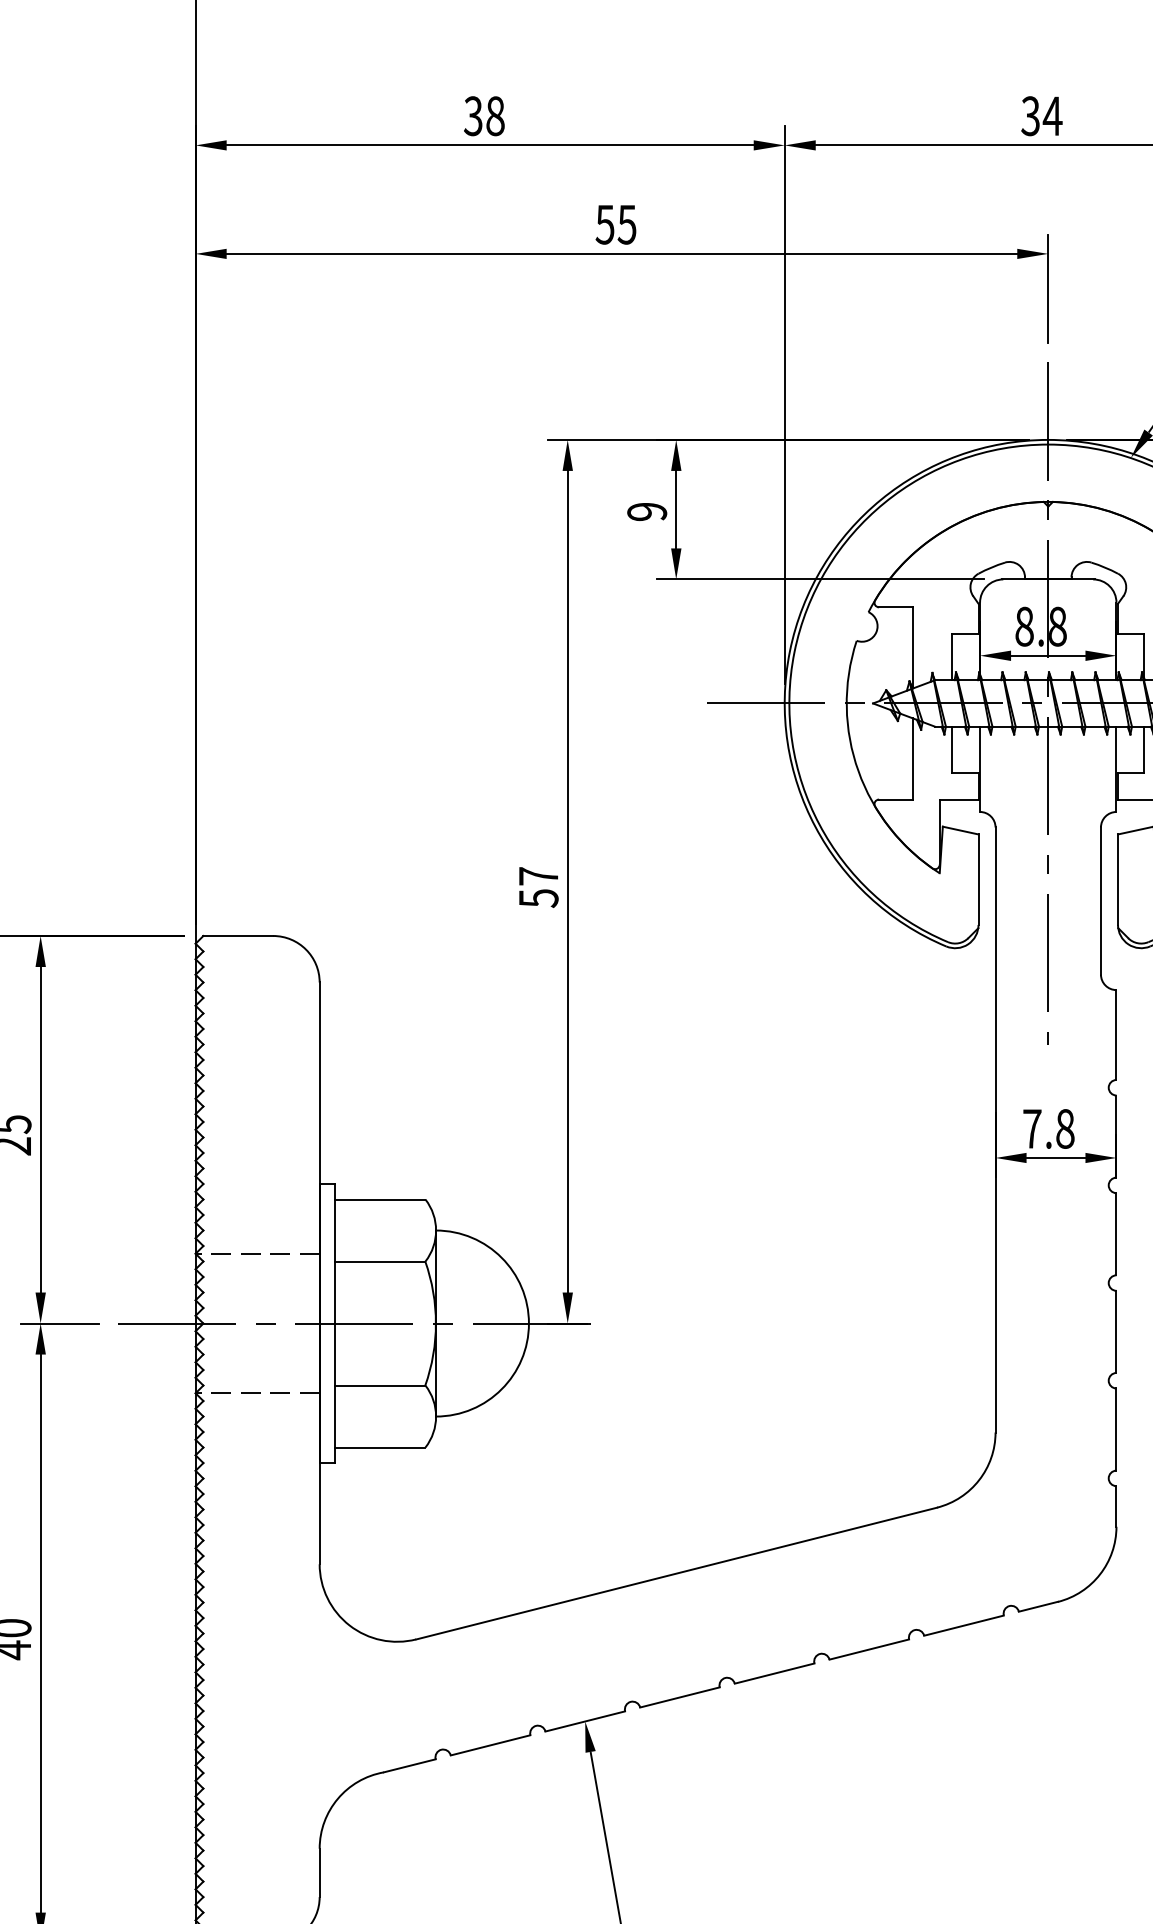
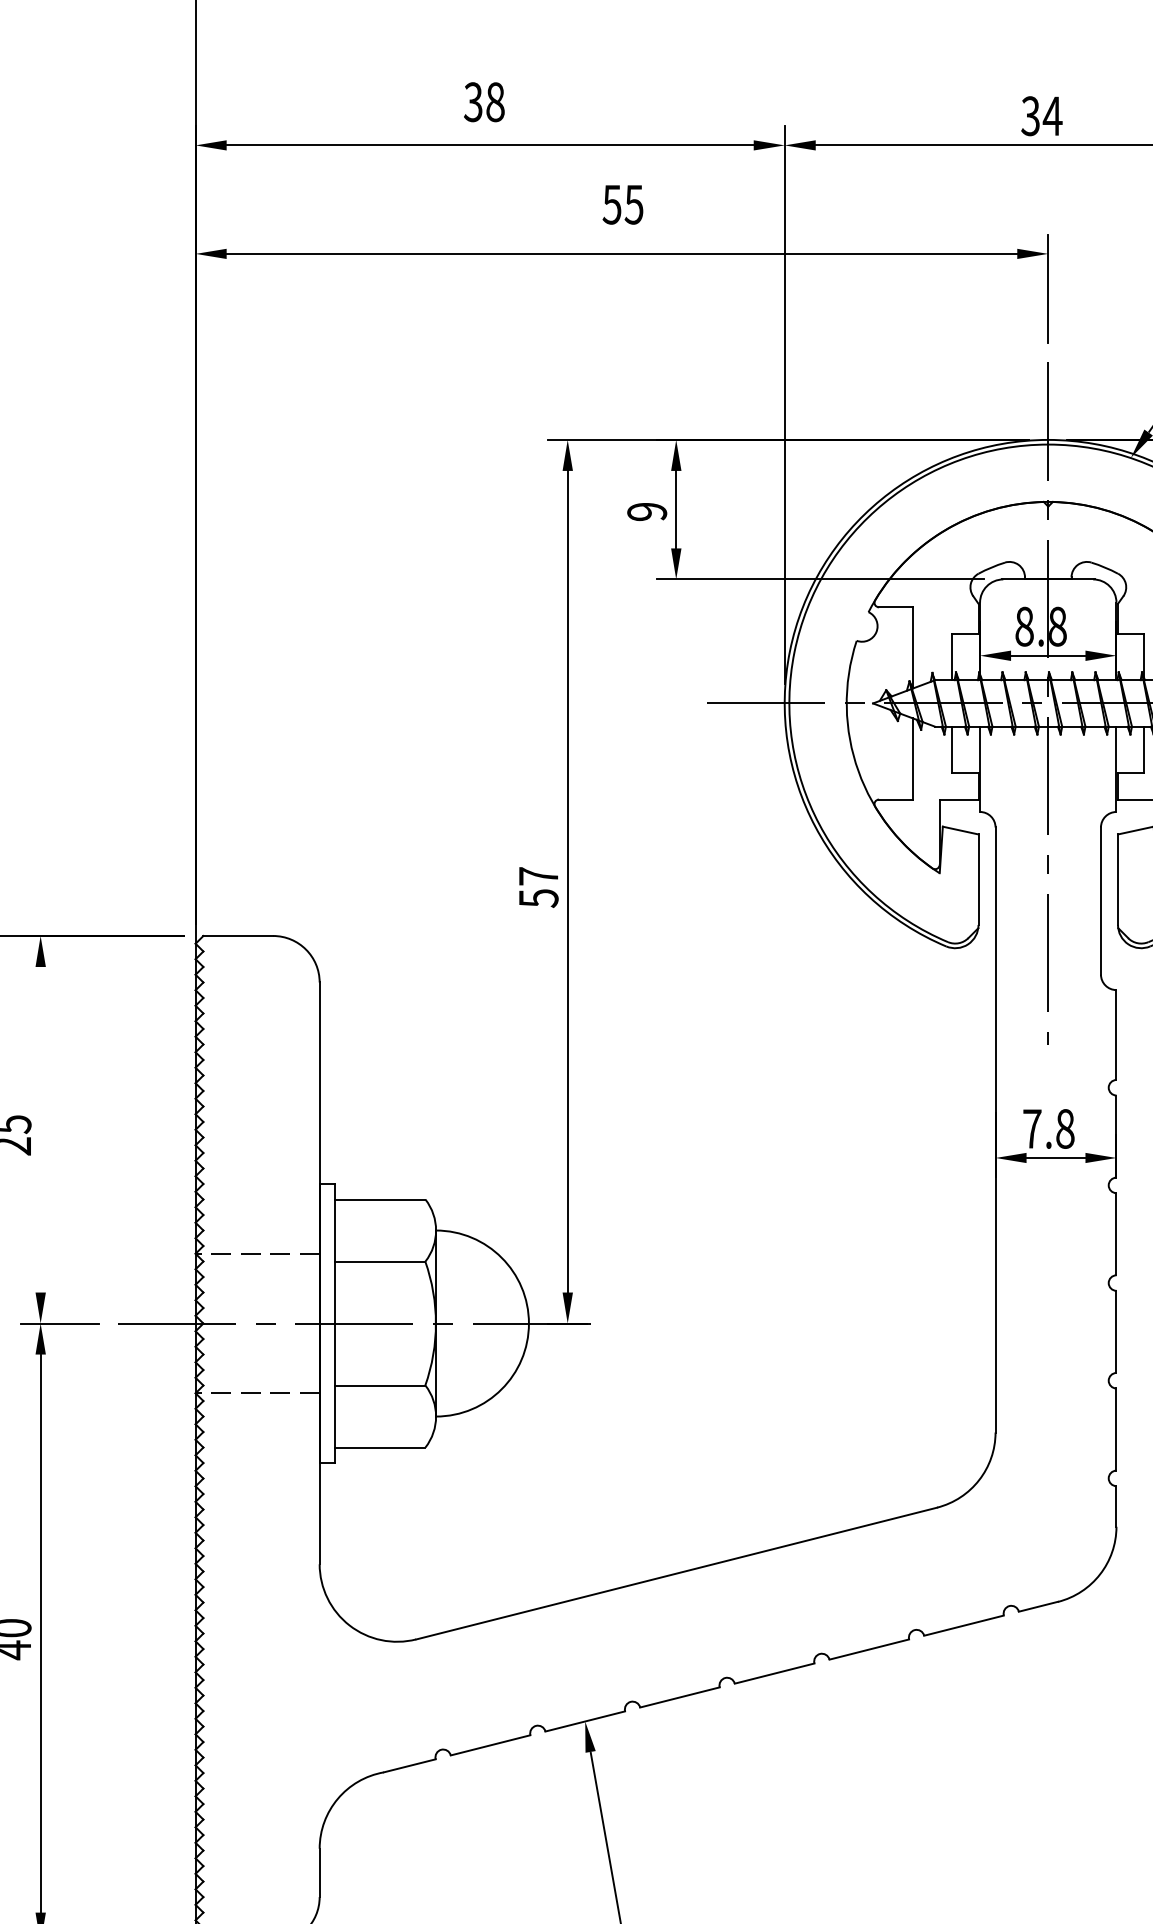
text position: (484, 116) -> (484, 102) (484, 102)
text position: (615, 224) -> (622, 204) (622, 204)
line: present -> none (40, 1129)
